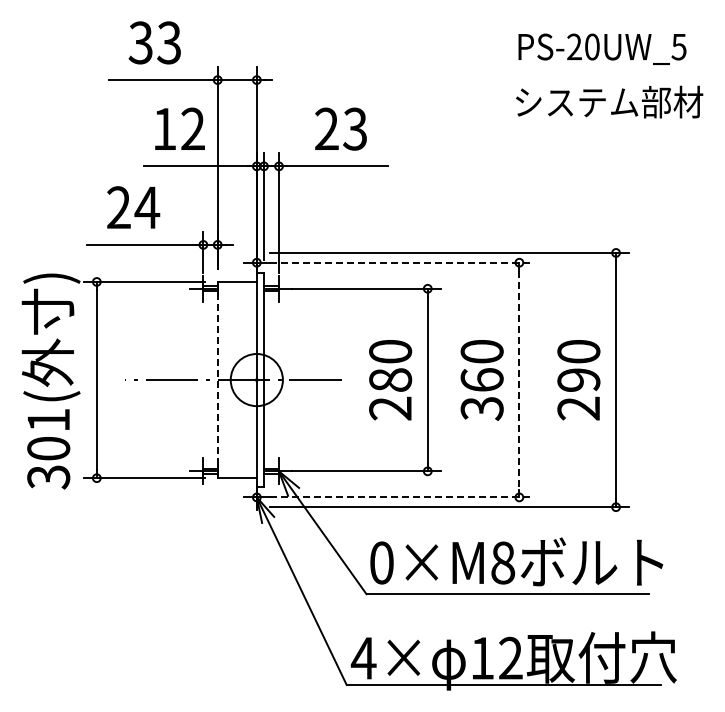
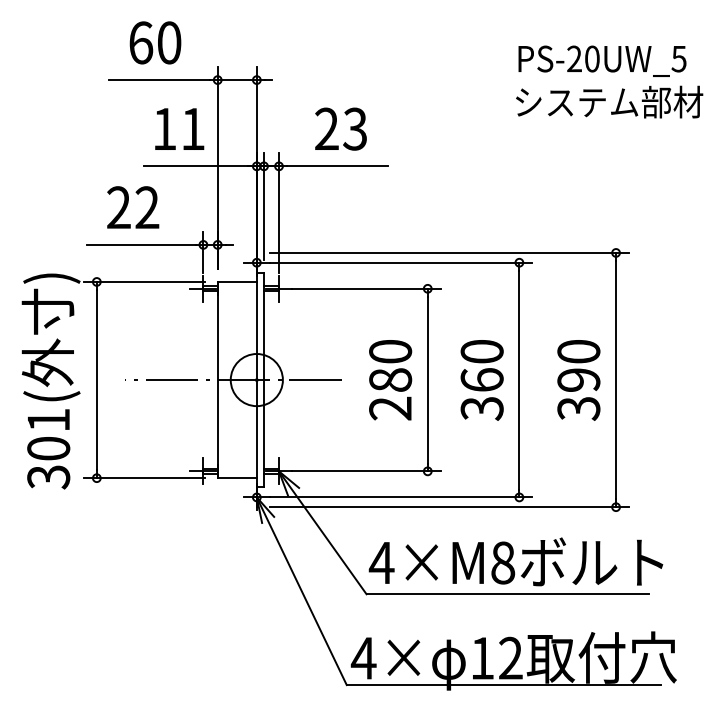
text: 33 -> 60 (154, 42)
text position: (602, 48) -> (602, 60) (602, 60)
text: 12 -> 11 (192, 128)
text: 24 -> 22 (147, 207)
line: dashed -> solid (401, 262)
line: dashed -> solid (217, 379)
line: dashed -> solid (519, 380)
text: 290 -> 390 (578, 408)
line: dashed -> solid (401, 497)
text: 0×M8 -> 4×M8 (381, 562)
